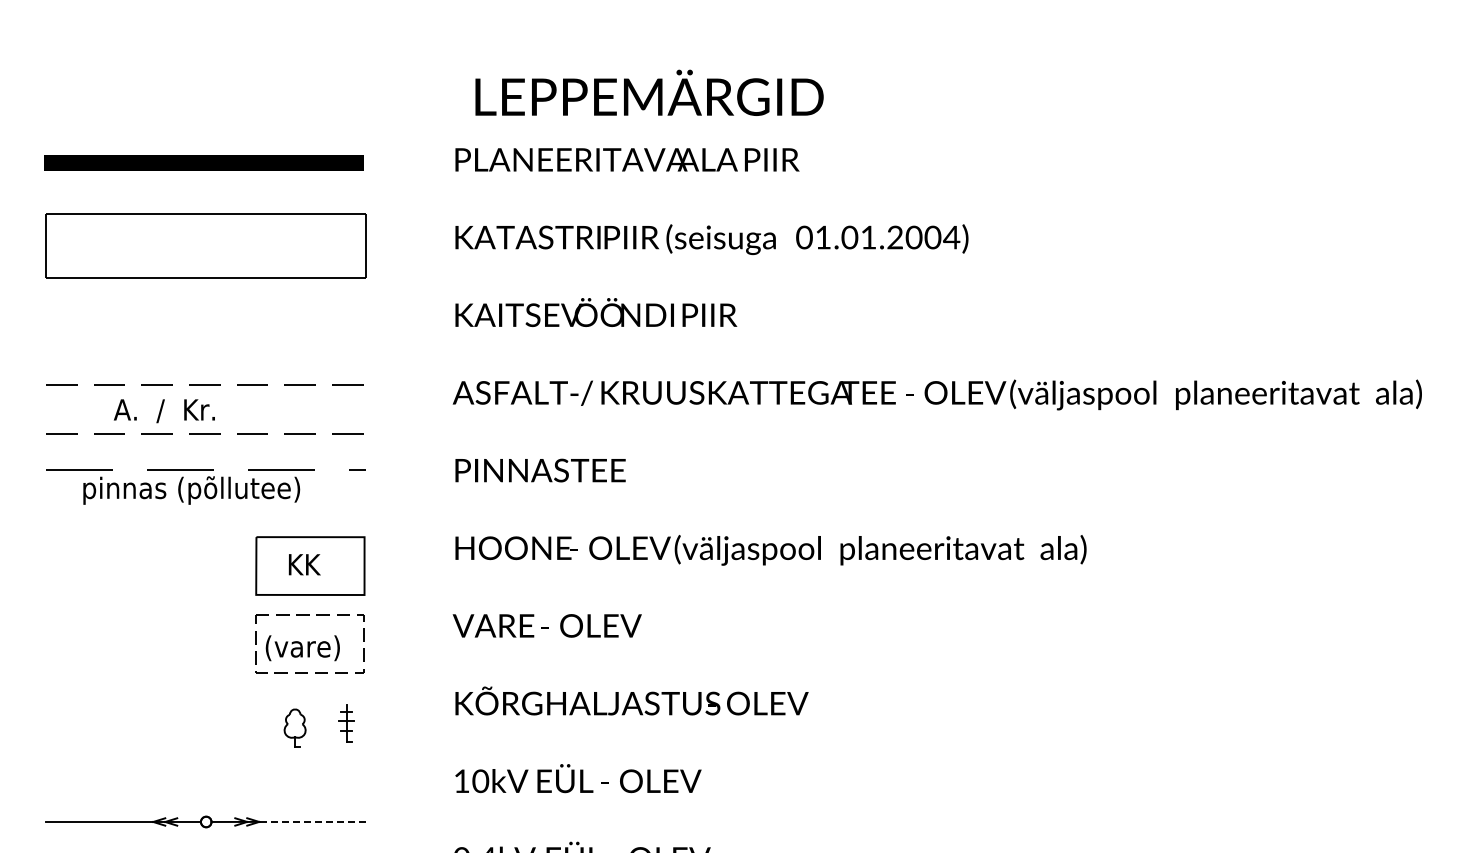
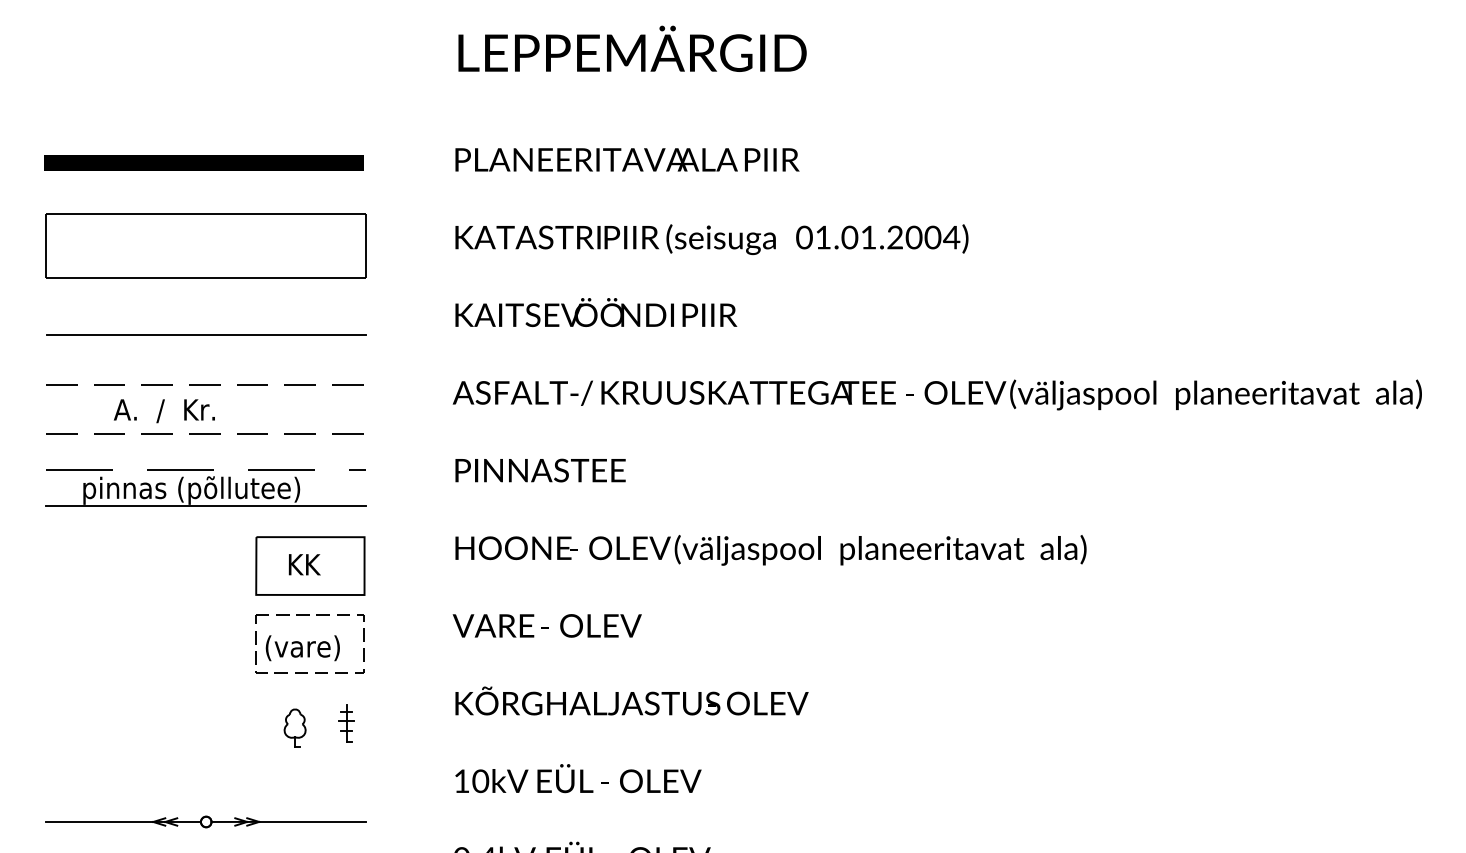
text position: (649, 92) -> (632, 48) (632, 48)
line: none -> present (206, 334)
line: none -> present (205, 506)
line: dashed -> solid (312, 822)
